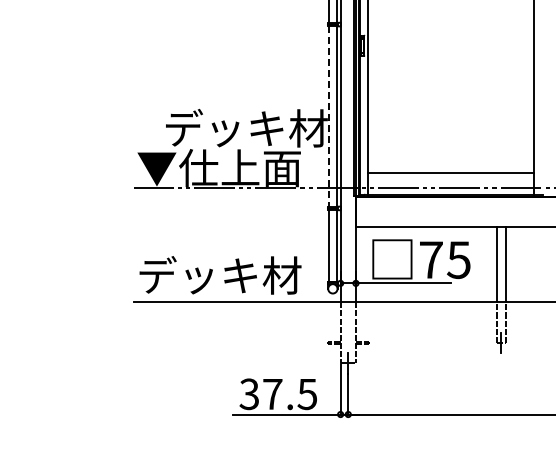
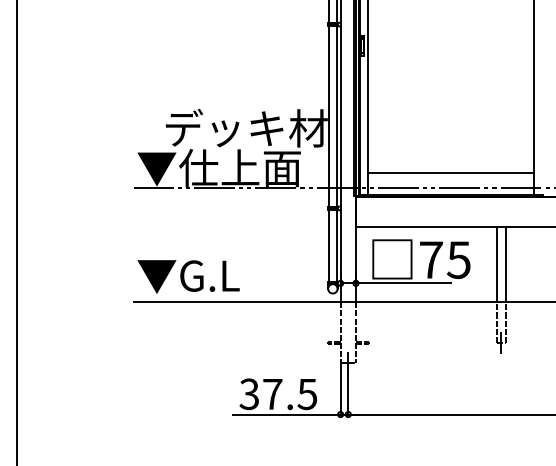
line: dashed -> solid (328, 116)
line: none -> present (16, 232)
text: デッキ材 -> ▼G.L (219, 275)
